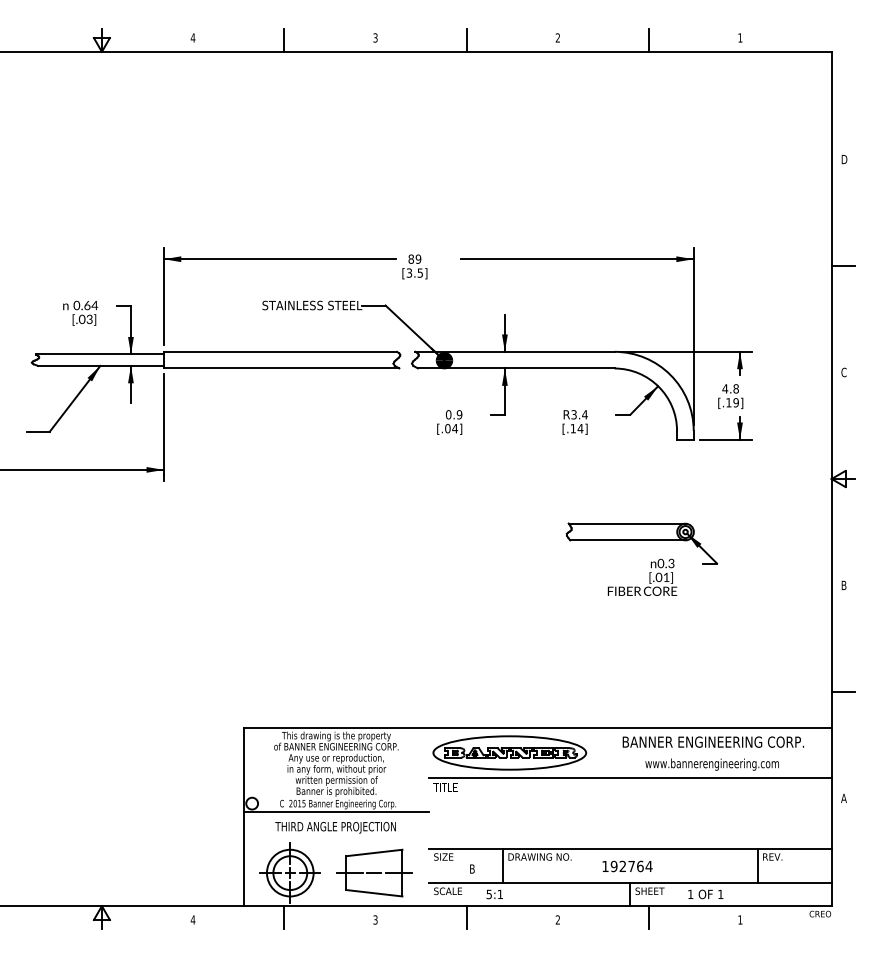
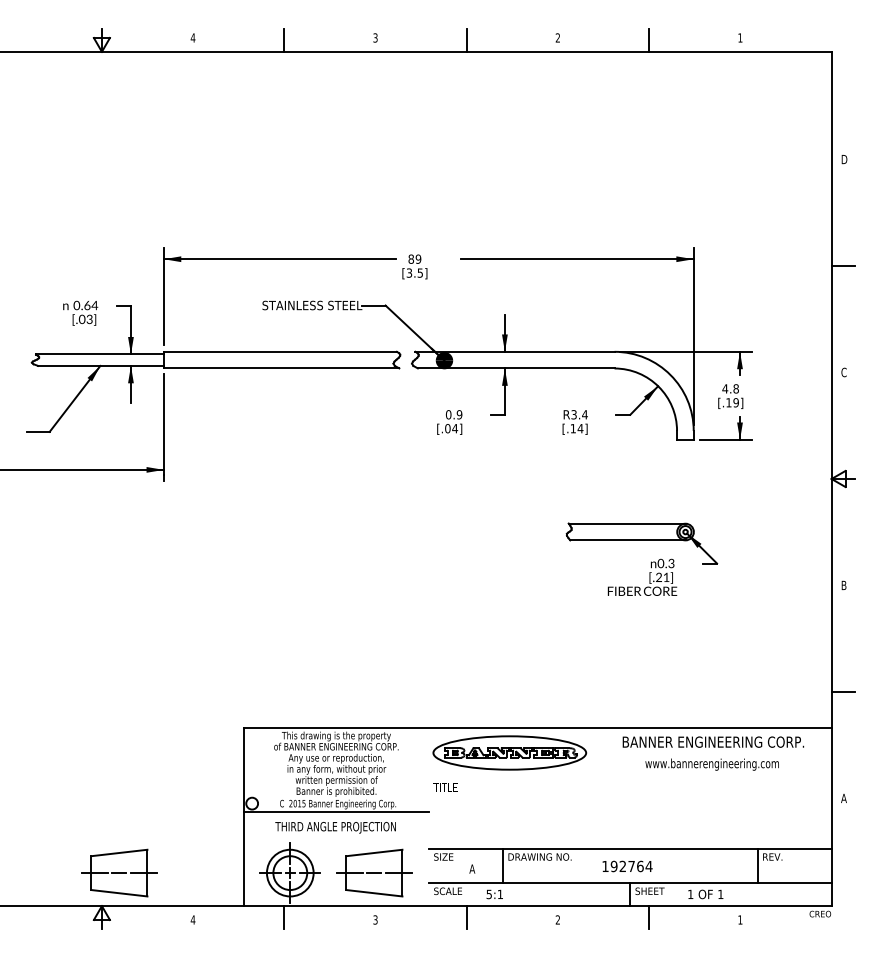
text: [.01] -> [.21] (658, 578)
line: present -> none (629, 778)
text: B -> A (472, 868)
part: none -> present (119, 872)
